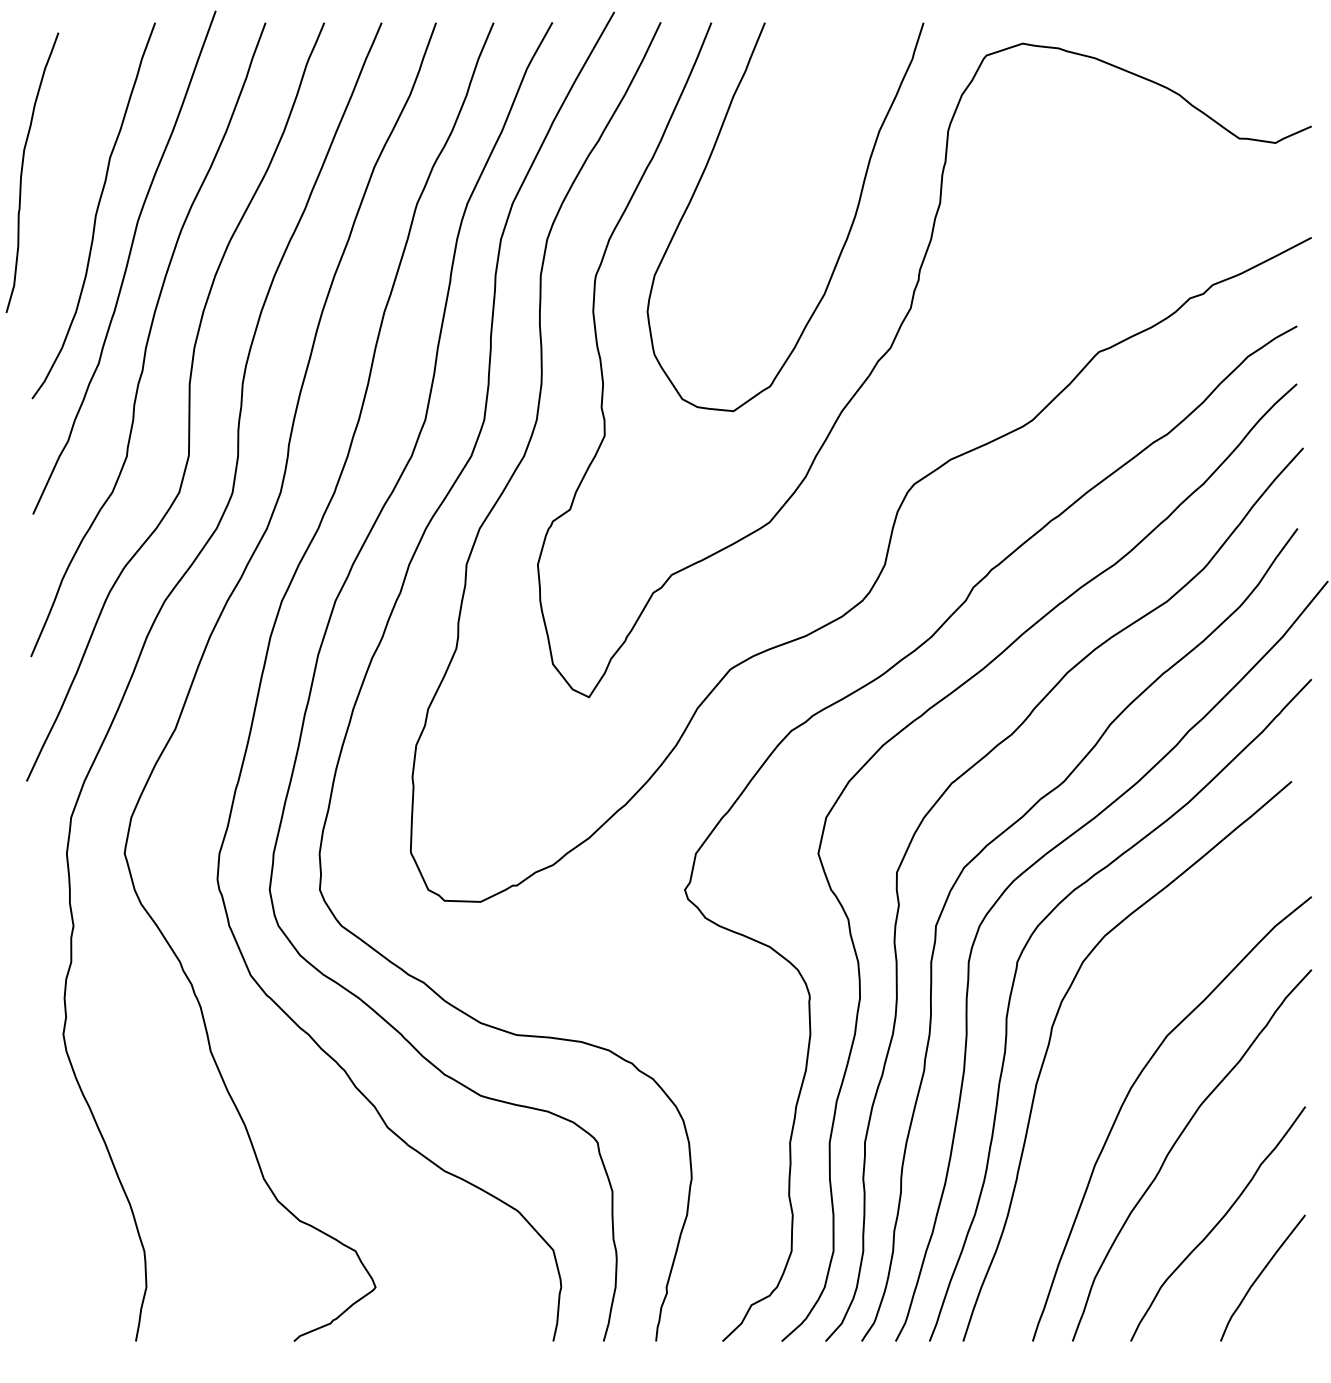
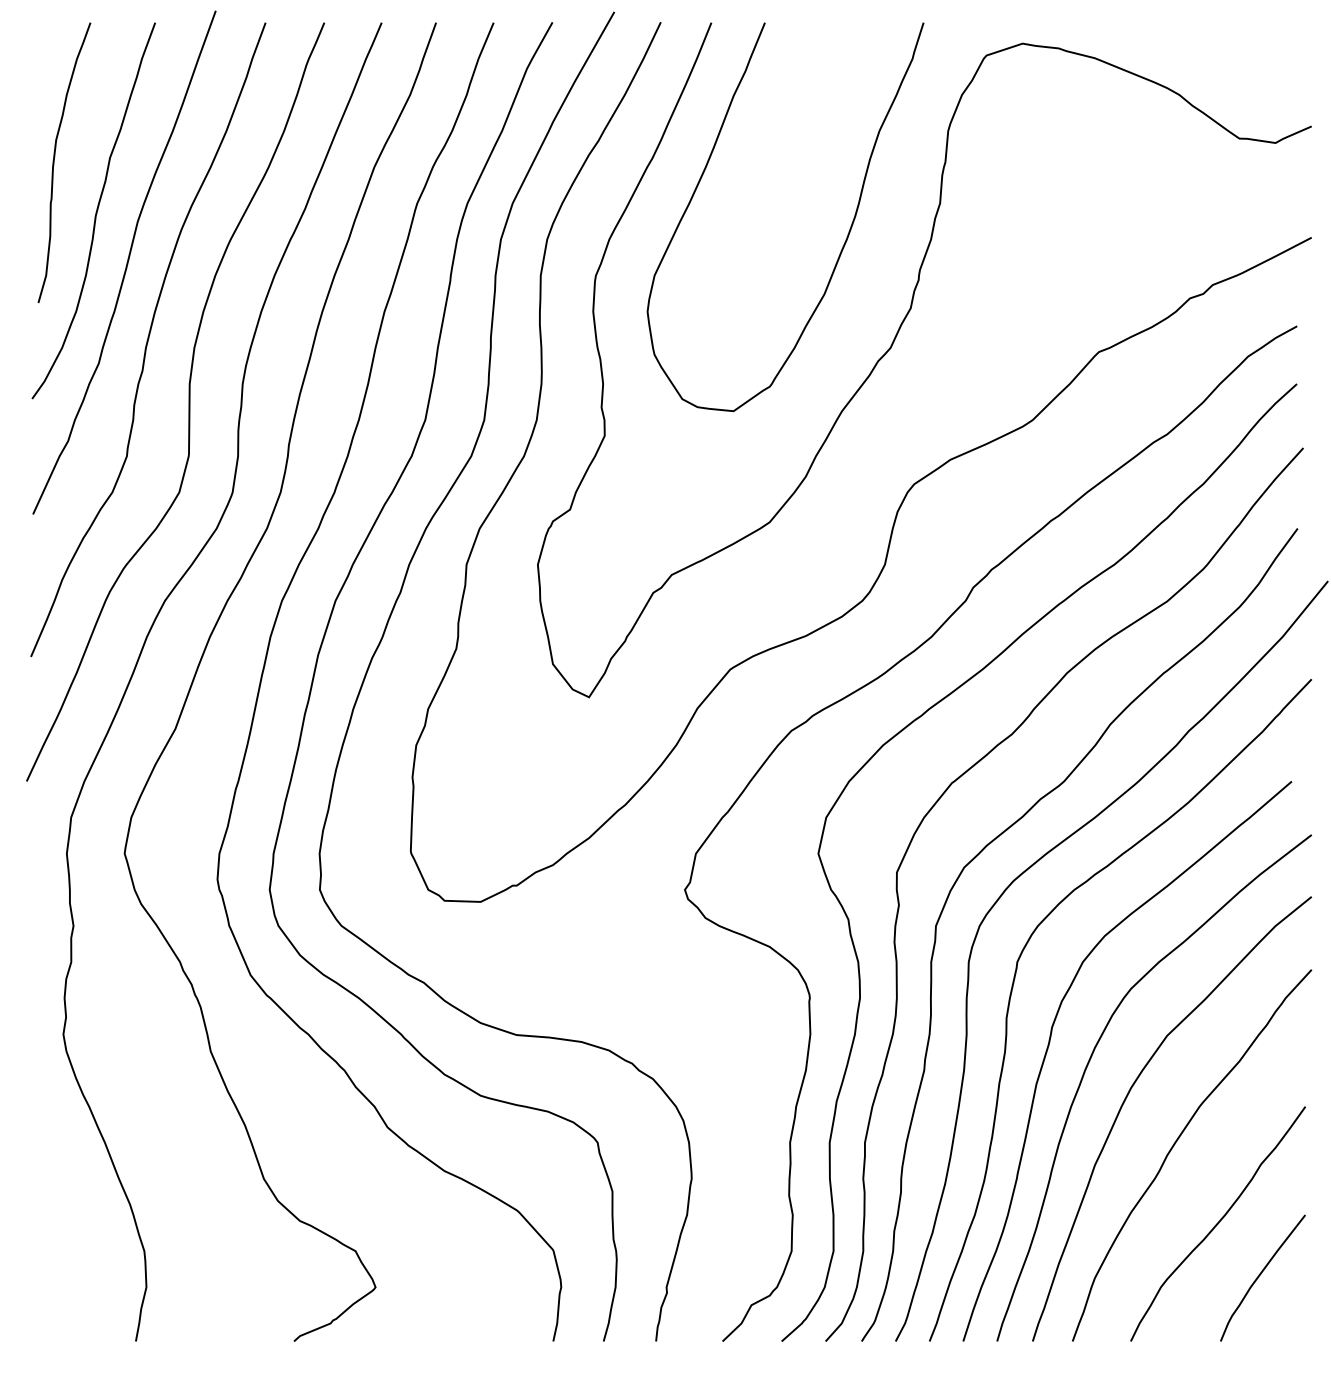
curve position: (22, 172) -> (54, 162) (54, 162)
curve: none -> present (1089, 1063)
